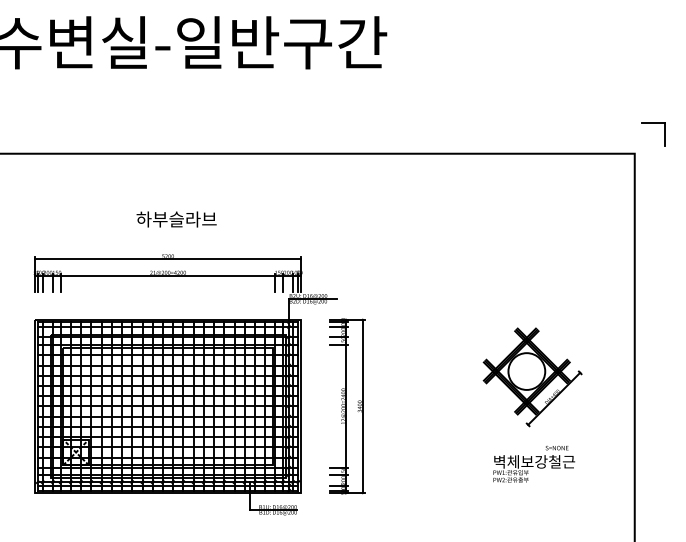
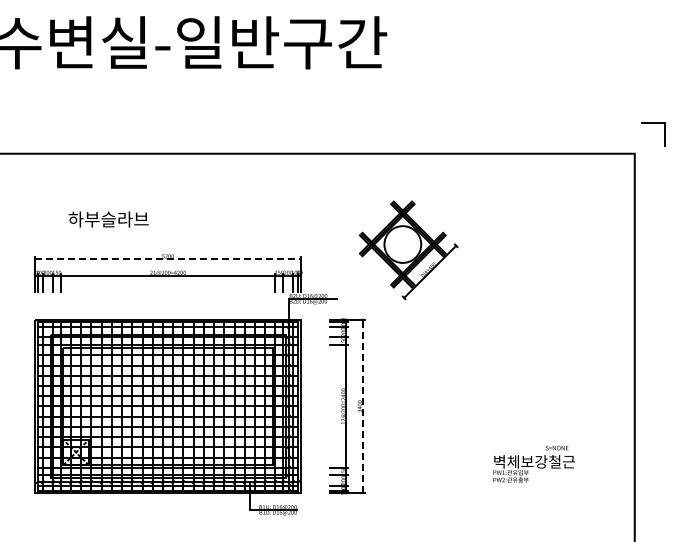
text position: (176, 219) -> (108, 219) (108, 219)
line: solid -> dashed (168, 259)
part position: (532, 377) -> (408, 250) (408, 250)
line: solid -> dashed (362, 406)
